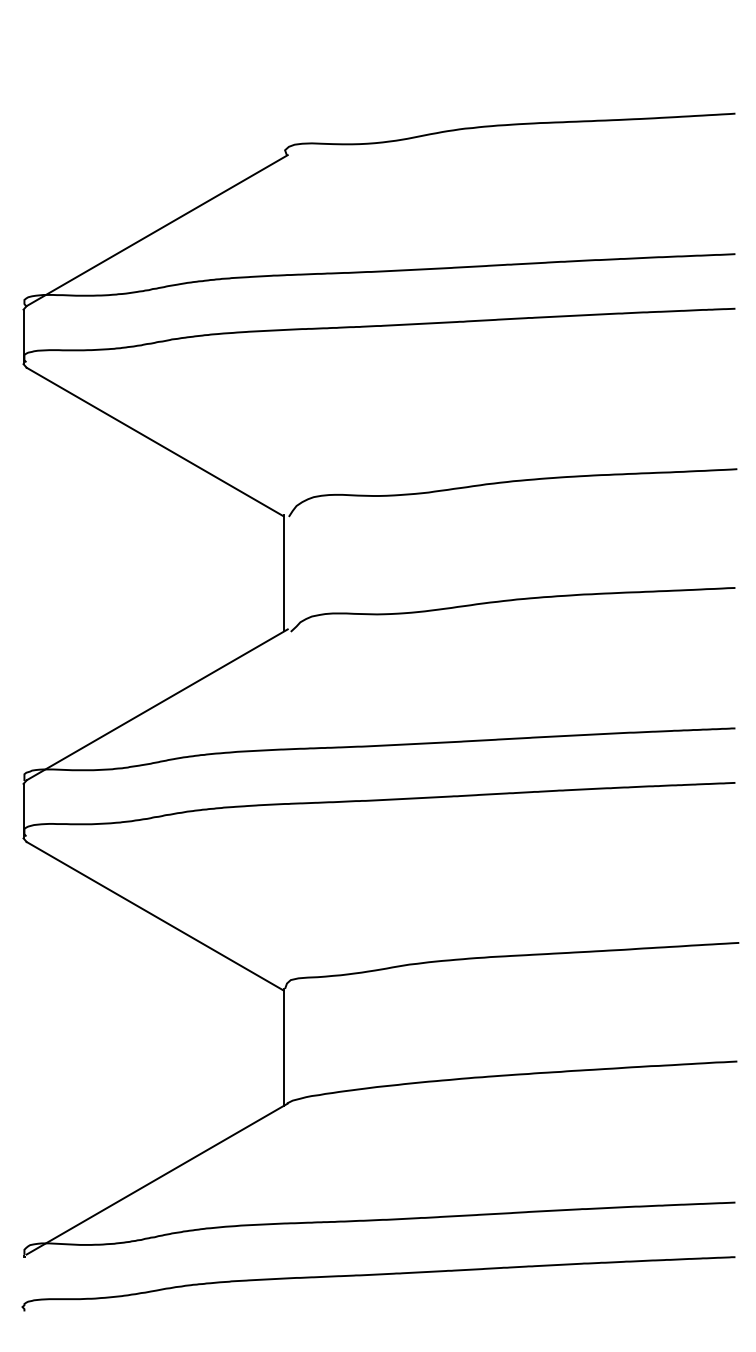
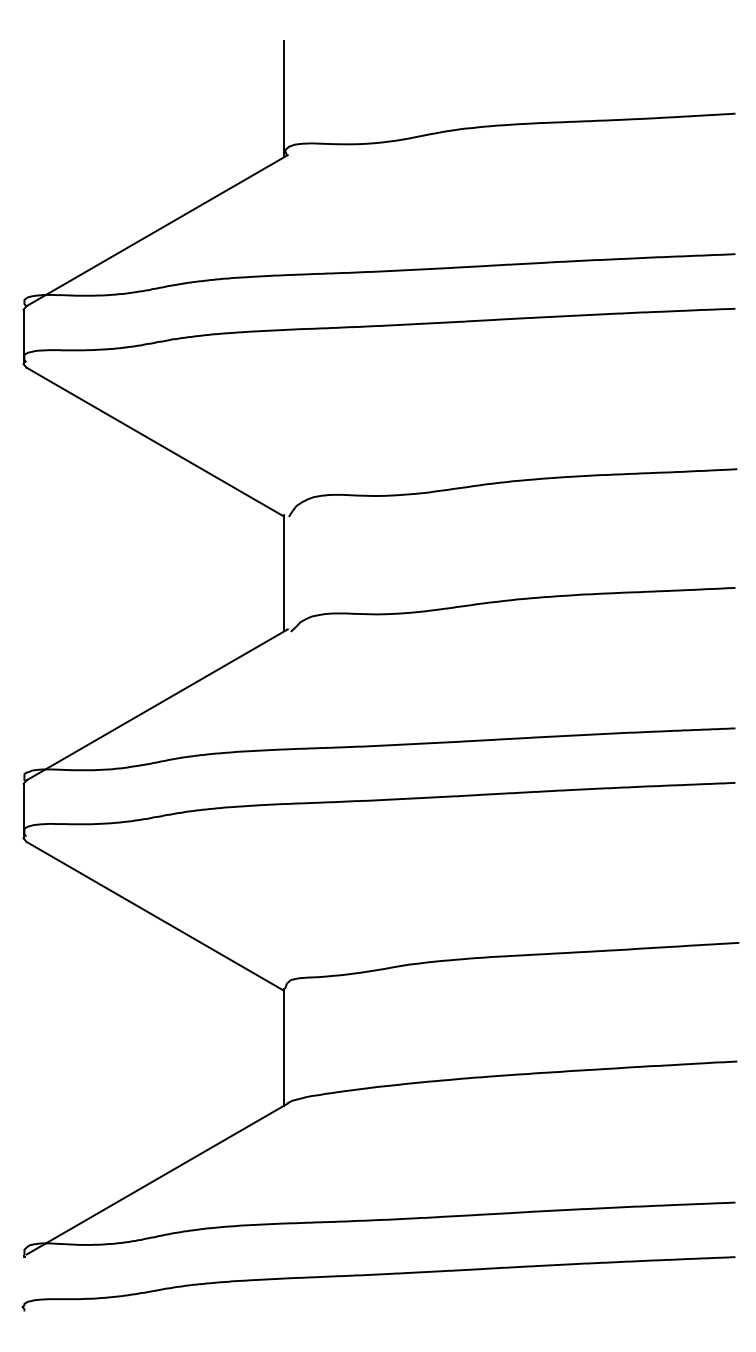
line: none -> present (284, 98)
